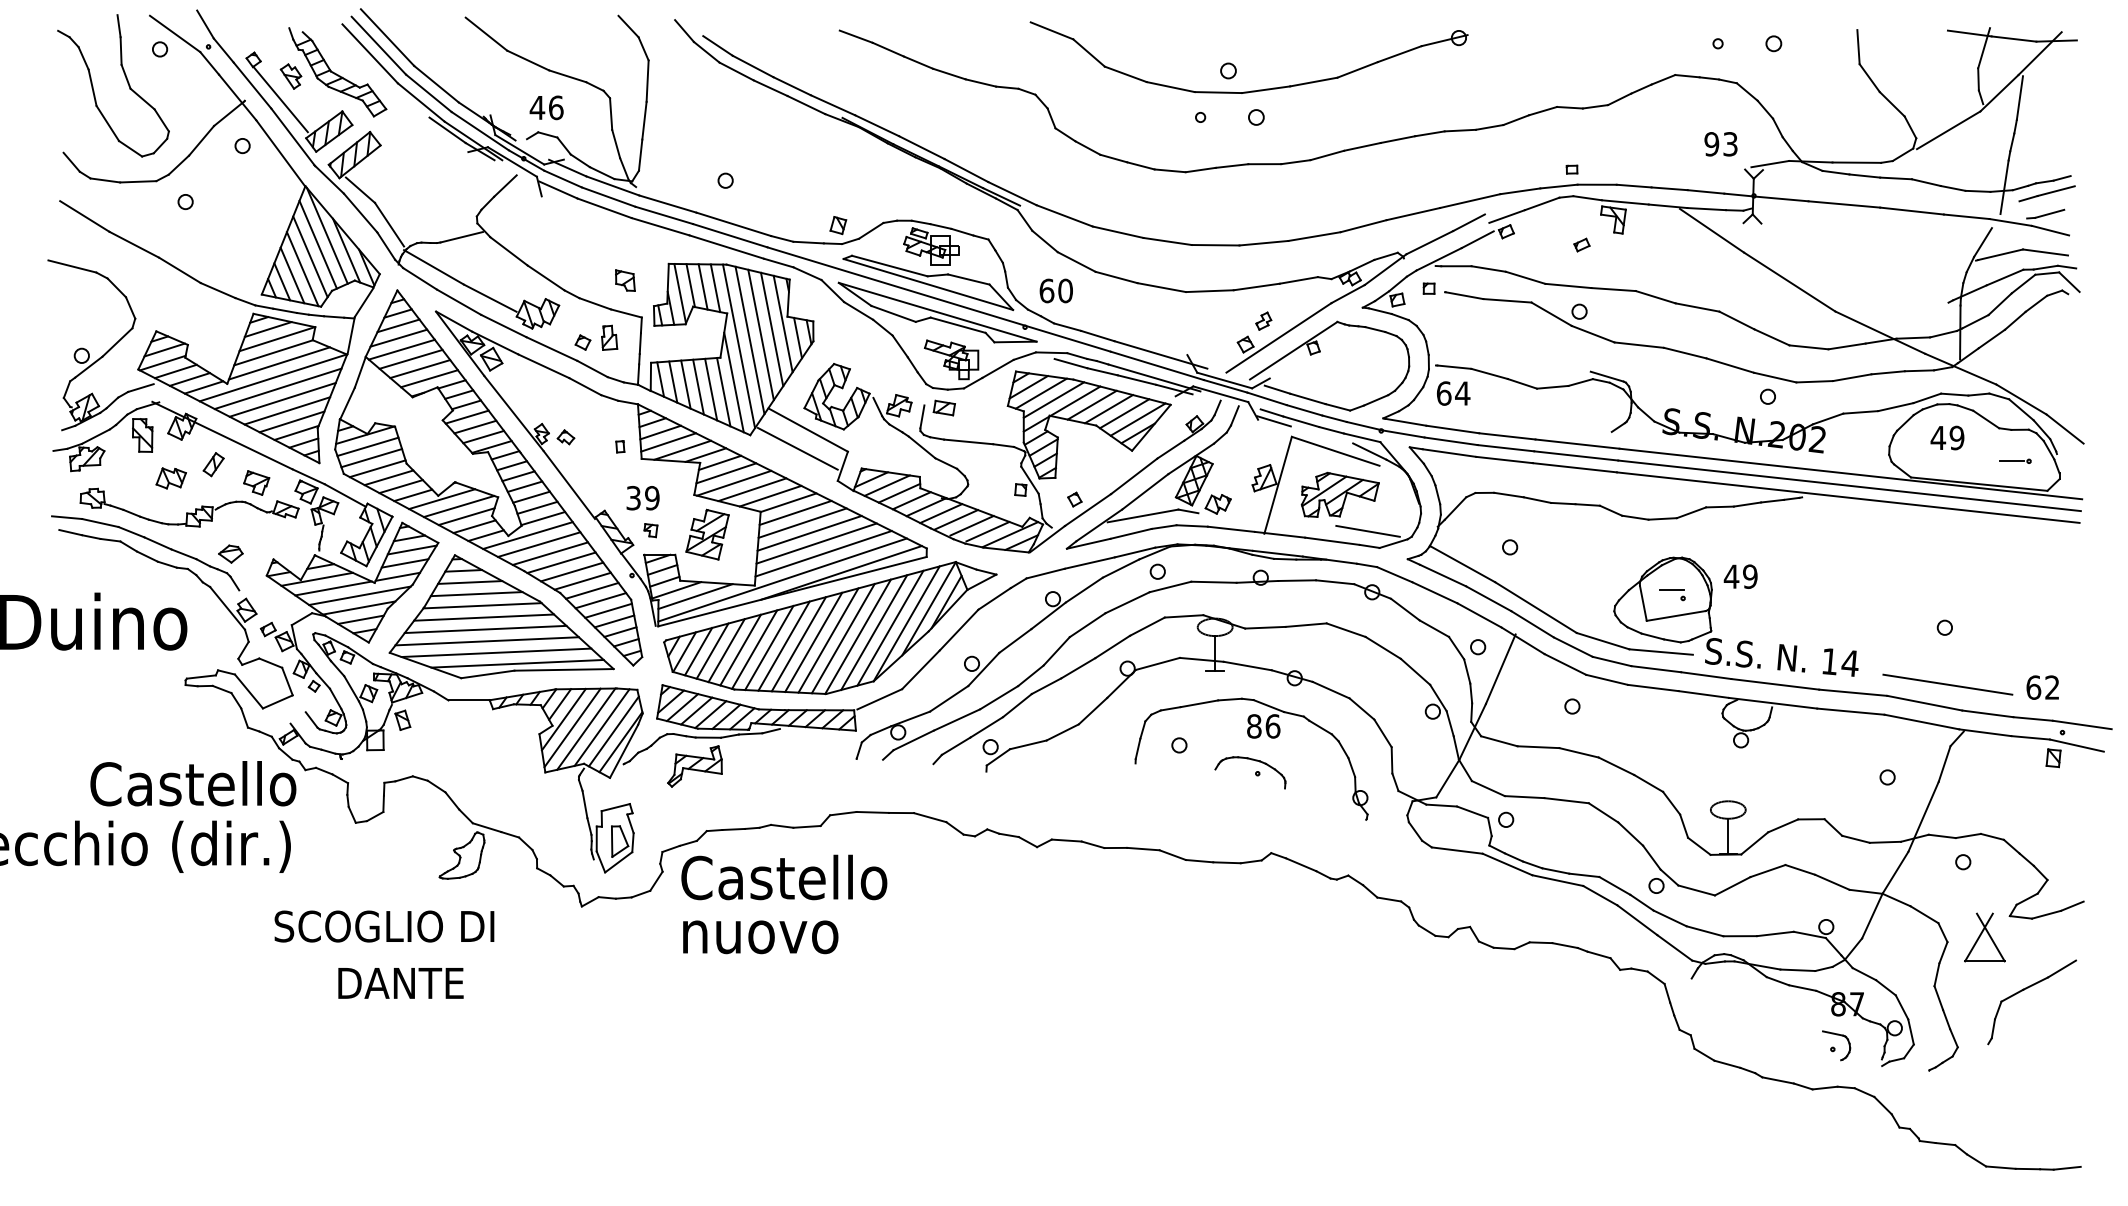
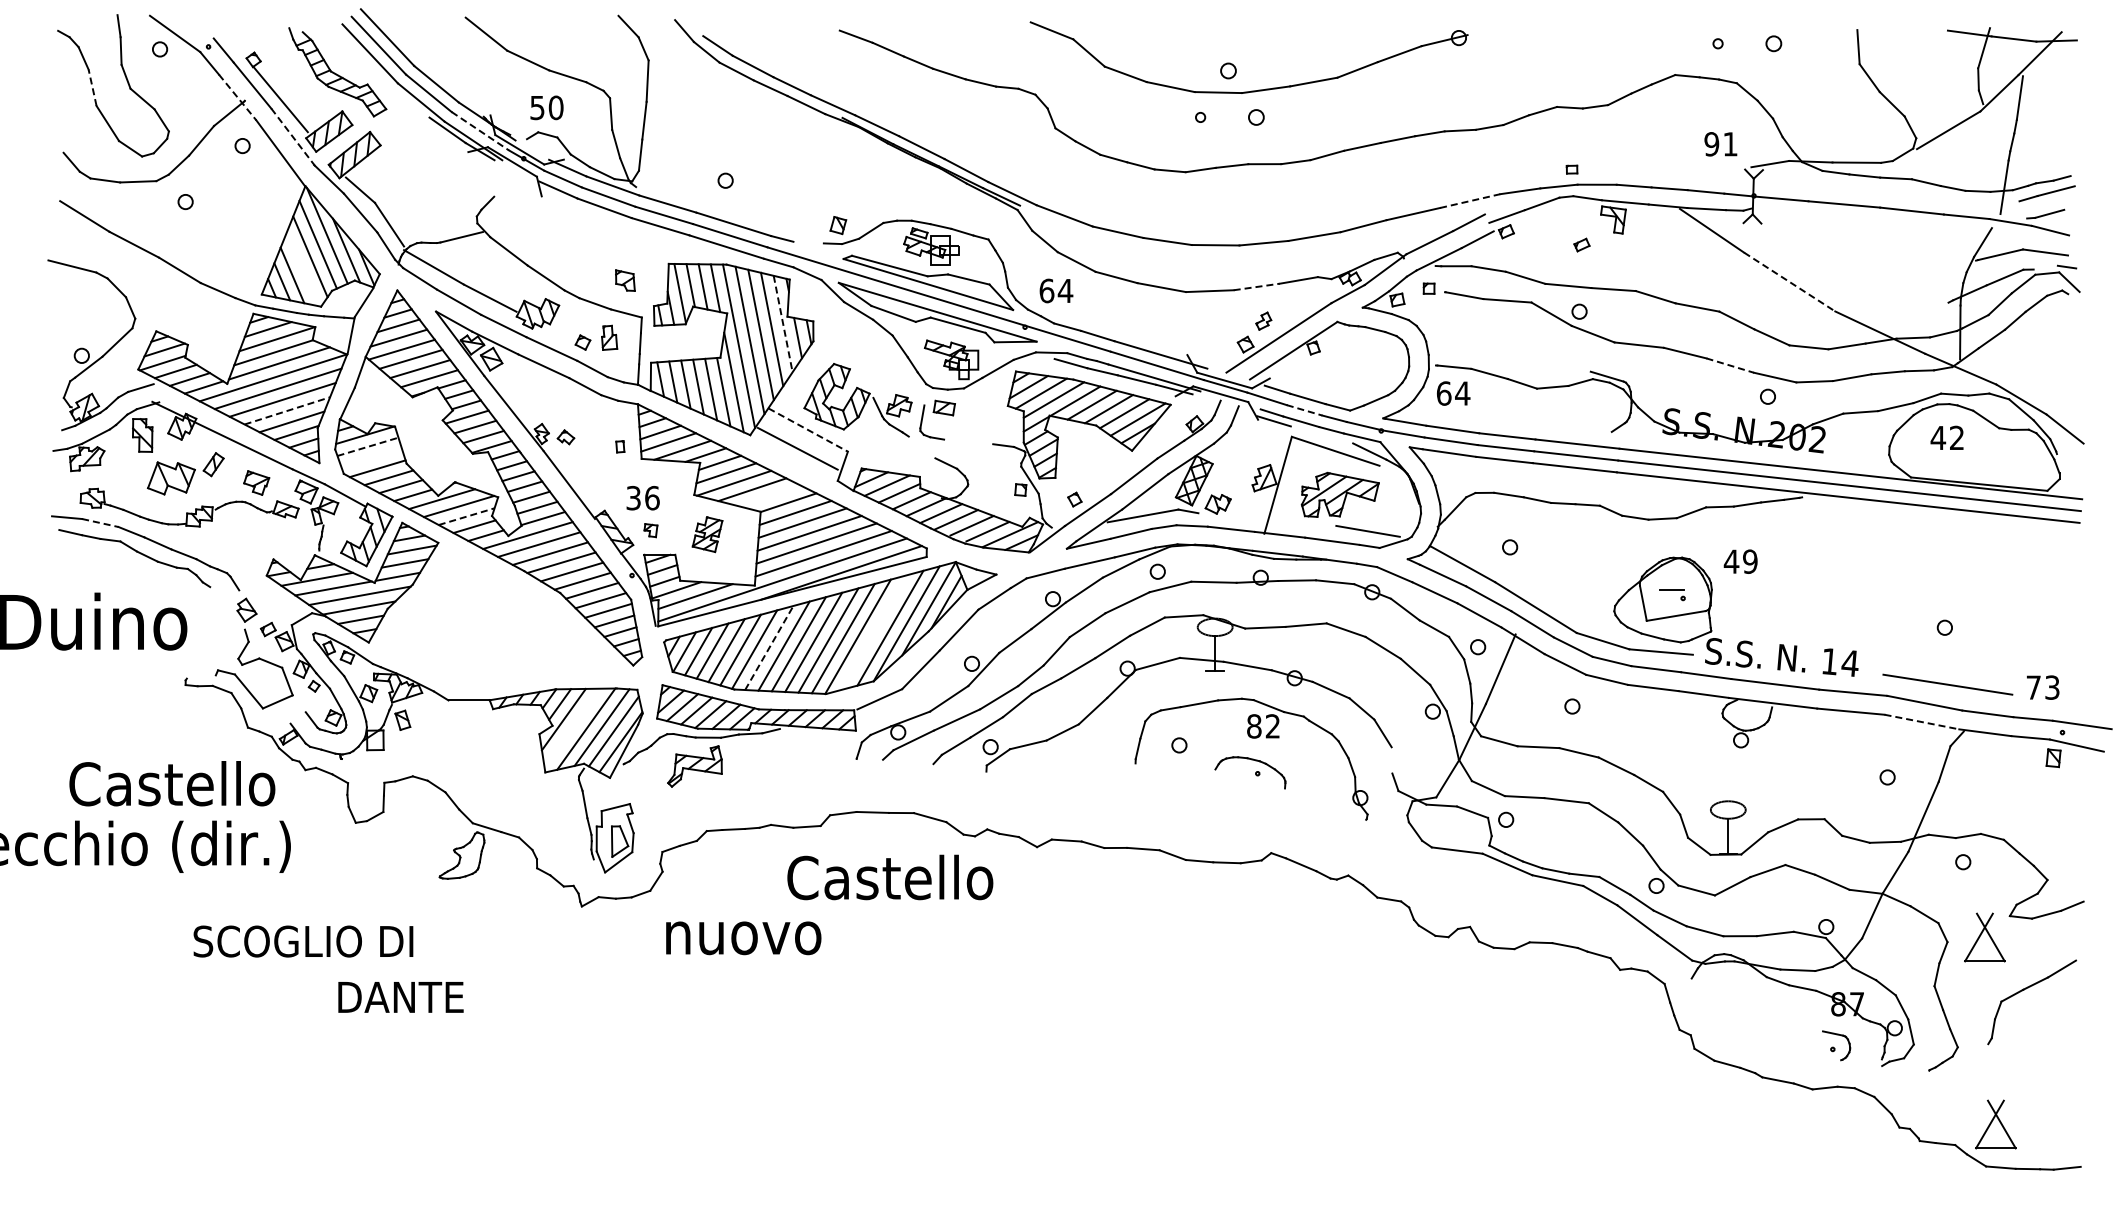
line: present -> none (205, 24)
part: present -> none (290, 76)
line: solid -> dashed (92, 87)
line: solid -> dashed (237, 97)
text: 46 -> 50 (546, 107)
line: solid -> dashed (480, 131)
line: solid -> dashed (293, 137)
text: 93 -> 91 (1730, 144)
line: present -> none (505, 185)
line: solid -> dashed (1470, 201)
line: present -> none (808, 242)
line: present -> none (2045, 267)
line: present -> none (302, 269)
line: solid -> dashed (1790, 282)
line: solid -> dashed (1257, 286)
text: 60 -> 64 (1065, 290)
line: solid -> dashed (783, 324)
line: solid -> dashed (1730, 365)
line: solid -> dashed (287, 410)
line: solid -> dashed (1304, 410)
line: solid -> dashed (808, 430)
text: 49 -> 42 (1956, 437)
line: present -> none (968, 441)
line: solid -> dashed (367, 446)
line: present -> none (921, 447)
line: present -> none (371, 458)
part: present -> none (2015, 460)
part size: 32x23 px -> 49x35 px (171, 478)
line: present -> none (770, 495)
text: 39 -> 36 (652, 497)
line: solid -> dashed (467, 516)
line: solid -> dashed (100, 523)
part size: 45x53 px -> 33x38 px (707, 534)
part: present -> none (230, 553)
text position: (1740, 576) -> (1740, 561) (1740, 561)
line: present -> none (227, 608)
part: present -> none (501, 616)
line: present -> none (874, 632)
line: solid -> dashed (769, 647)
line: present -> none (200, 676)
text: 62 -> 73 (2042, 687)
line: solid -> dashed (1922, 722)
text: 86 -> 82 (1272, 726)
line: present -> none (572, 727)
line: present -> none (1391, 760)
text position: (193, 783) -> (172, 783) (172, 783)
text position: (784, 877) -> (890, 877) (890, 877)
text position: (384, 926) -> (303, 941) (303, 941)
text position: (760, 937) -> (743, 938) (743, 938)
text position: (400, 983) -> (400, 997) (400, 997)
part: none -> present (1995, 1124)
